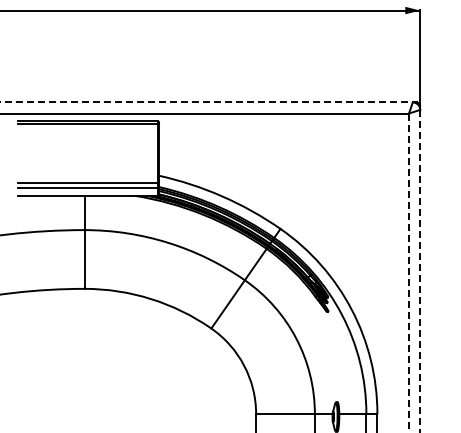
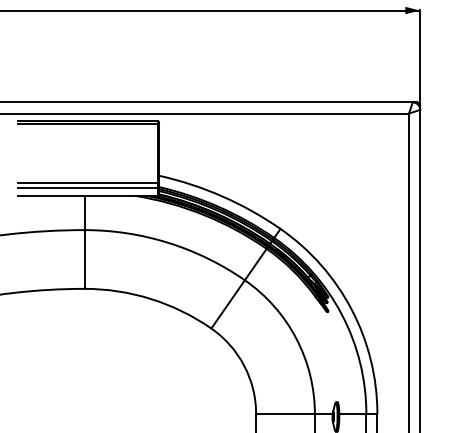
line: dashed -> solid (206, 102)
line: dashed -> solid (420, 271)
line: dashed -> solid (409, 272)
